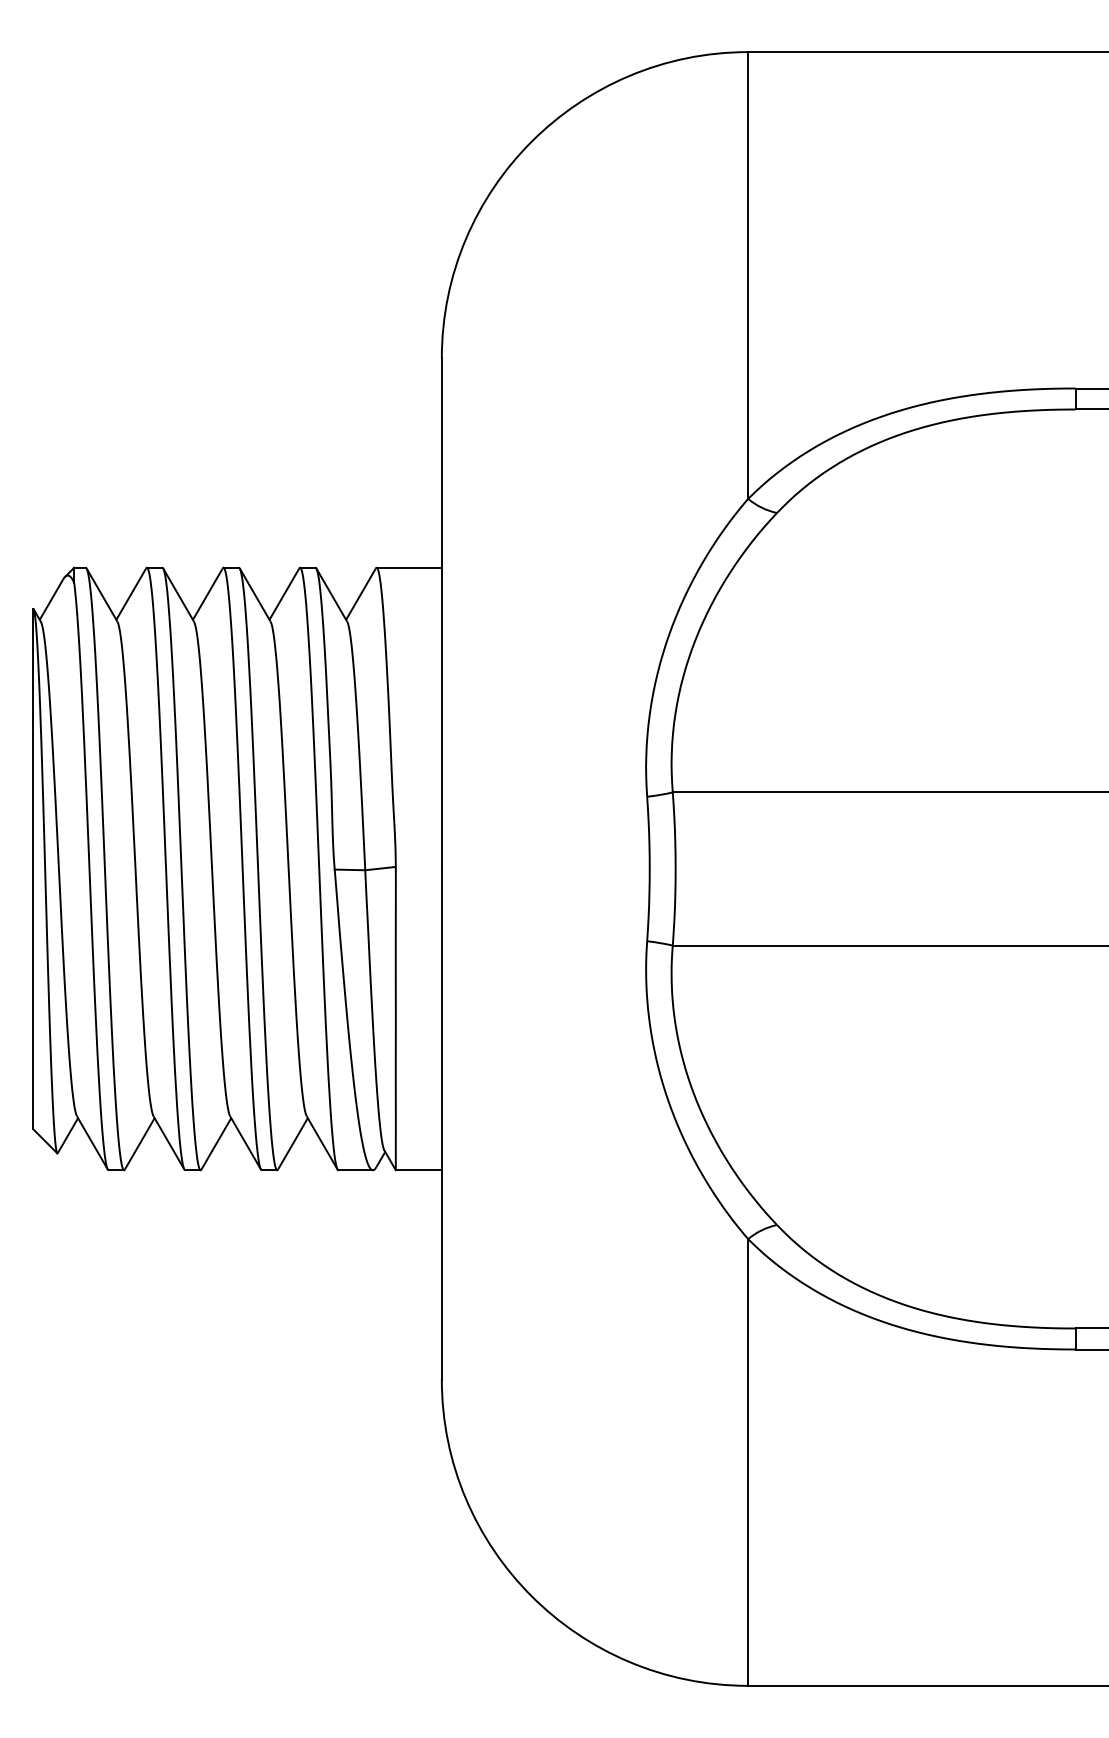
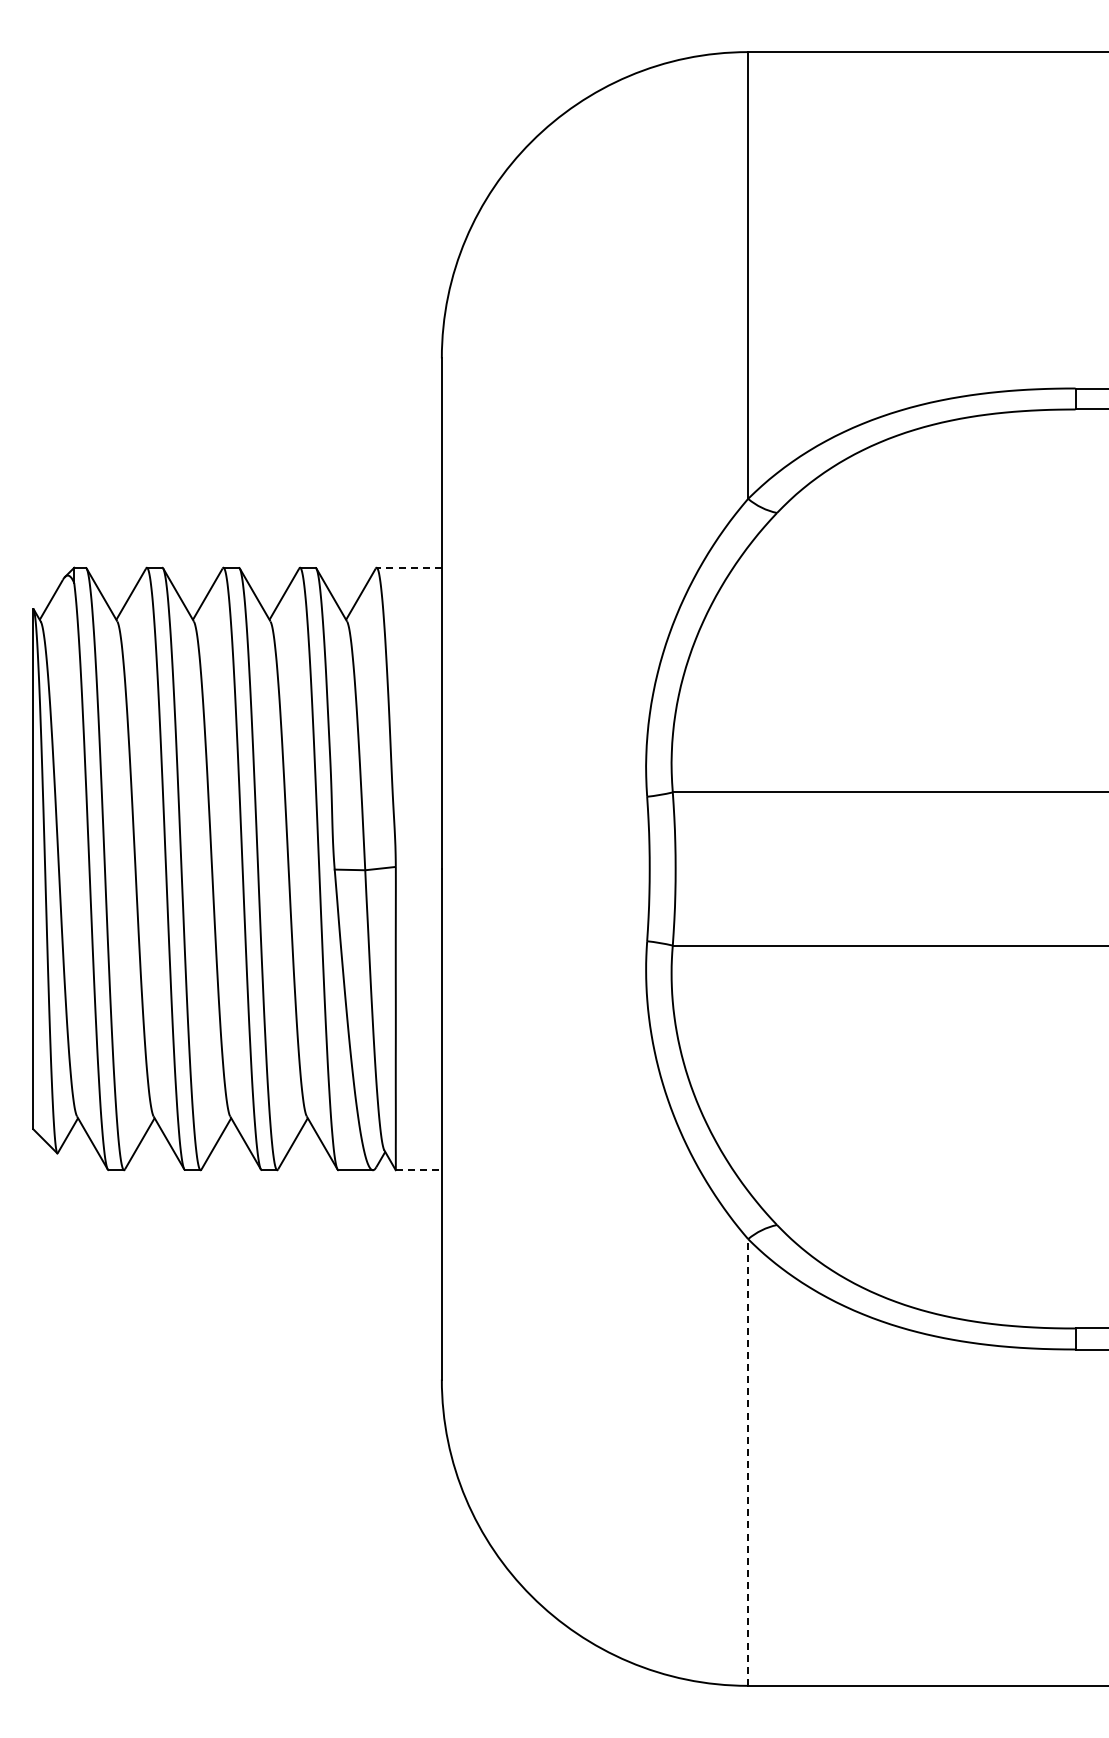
line: solid -> dashed (409, 567)
line: solid -> dashed (419, 1170)
line: solid -> dashed (748, 1461)
